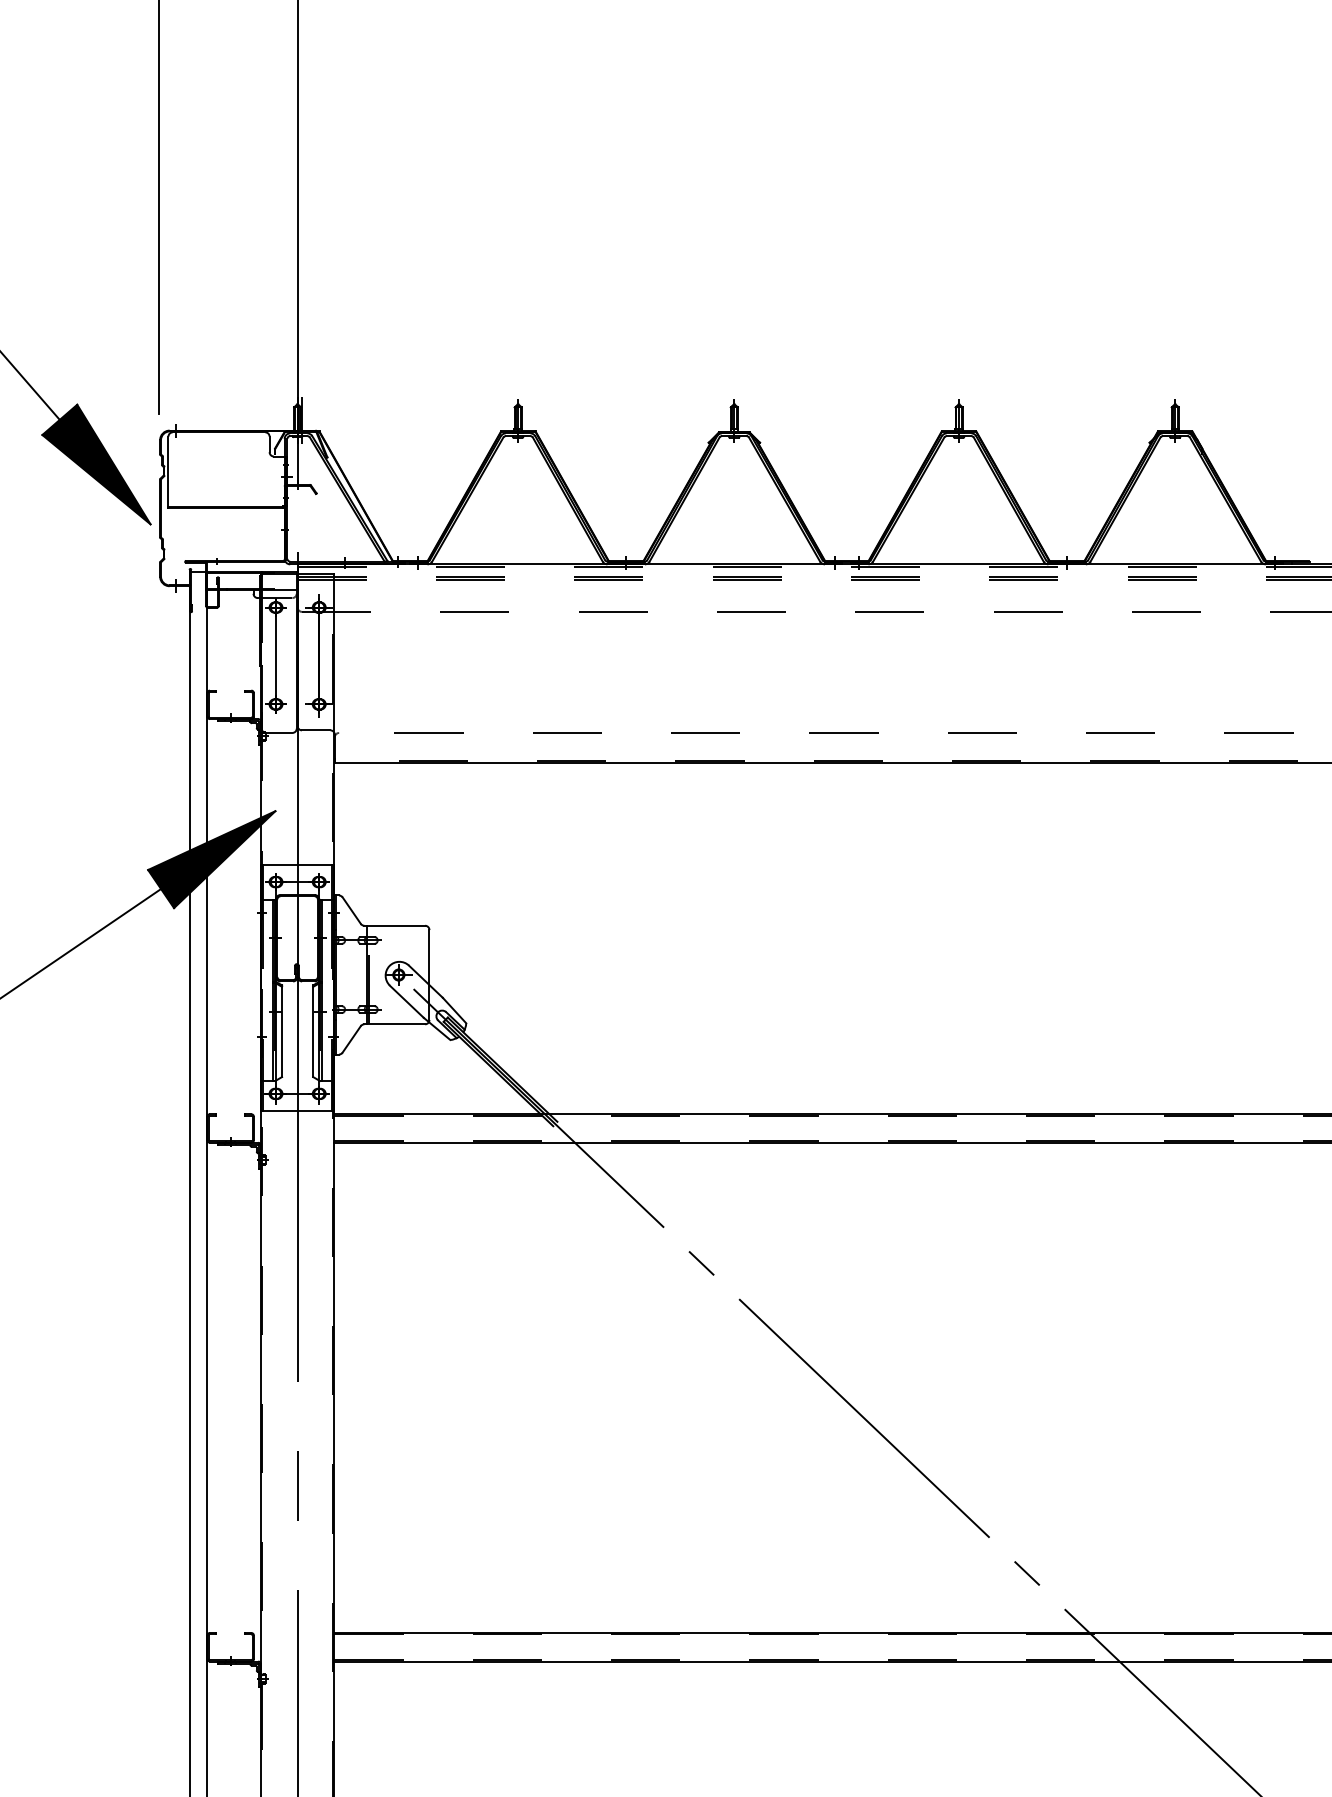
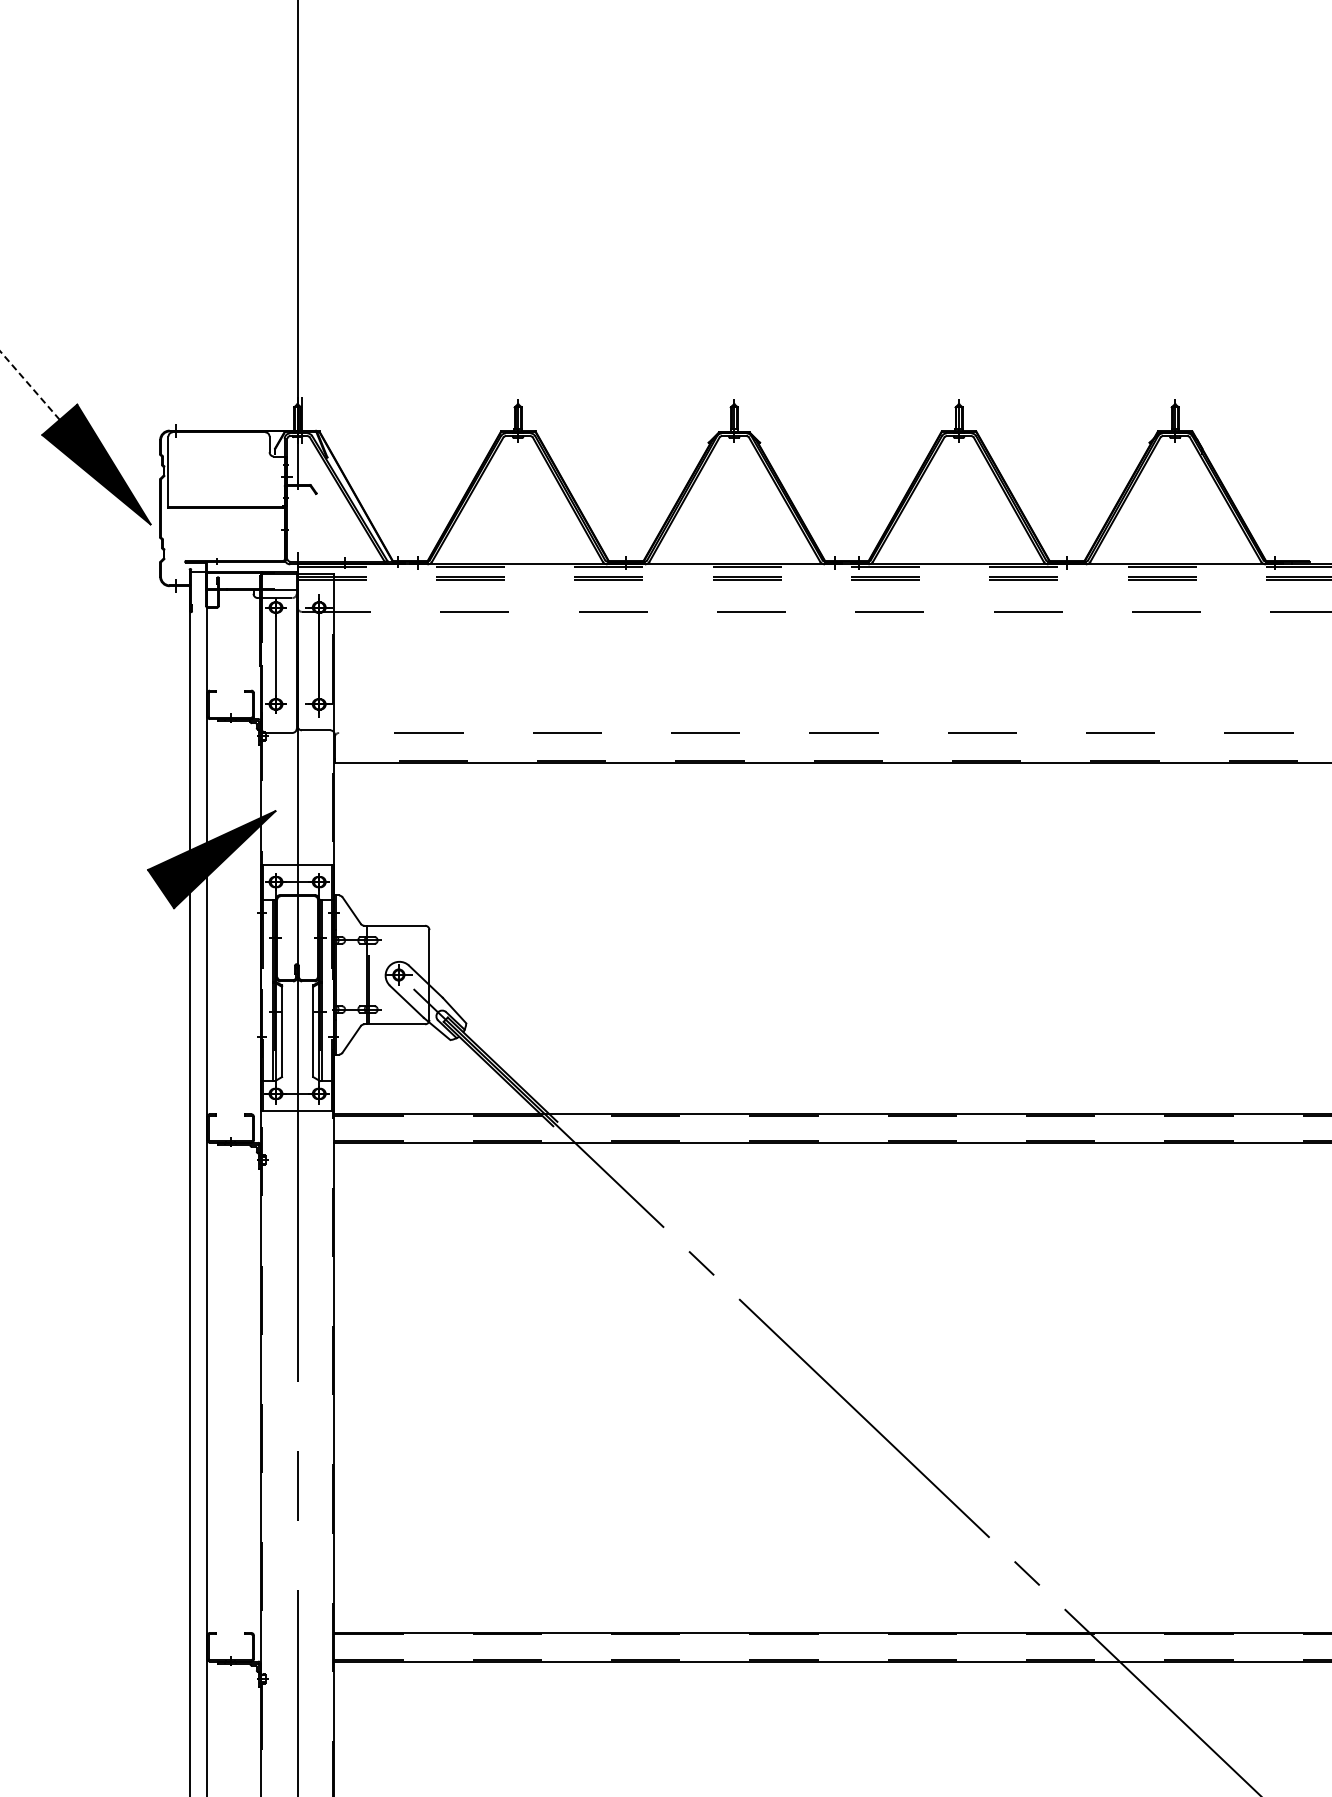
line: present -> none (159, 207)
line: solid -> dashed (29, 385)
line: present -> none (81, 943)
